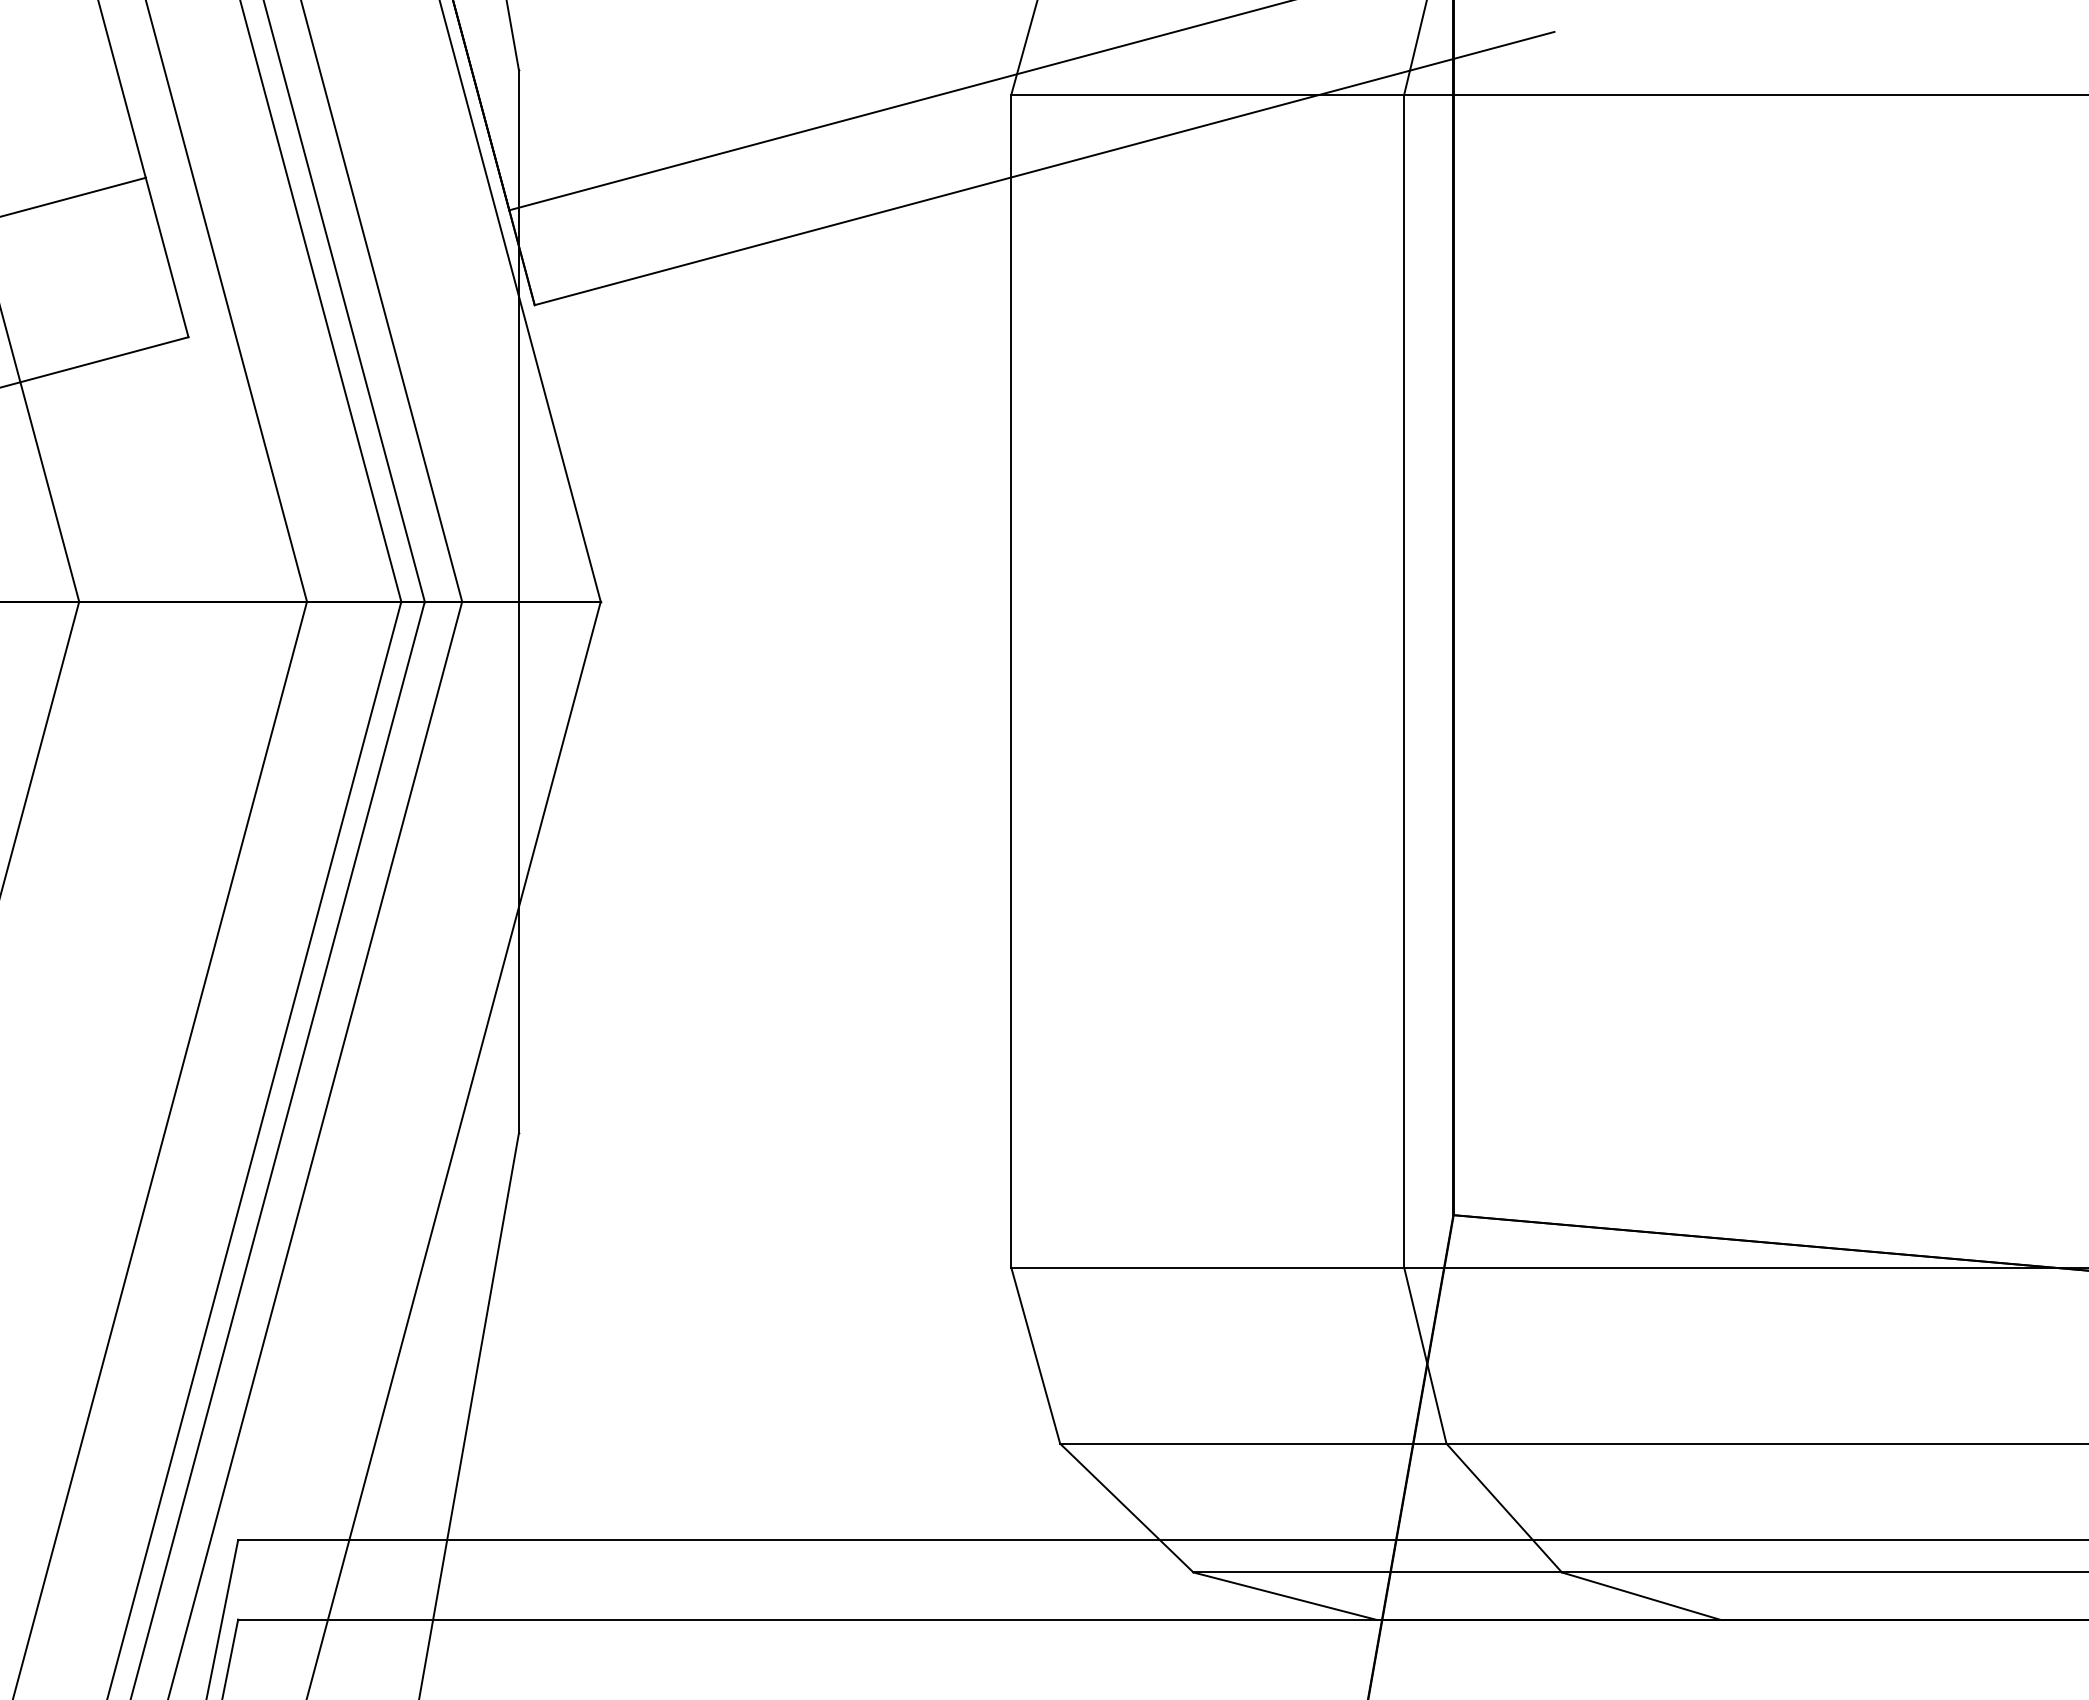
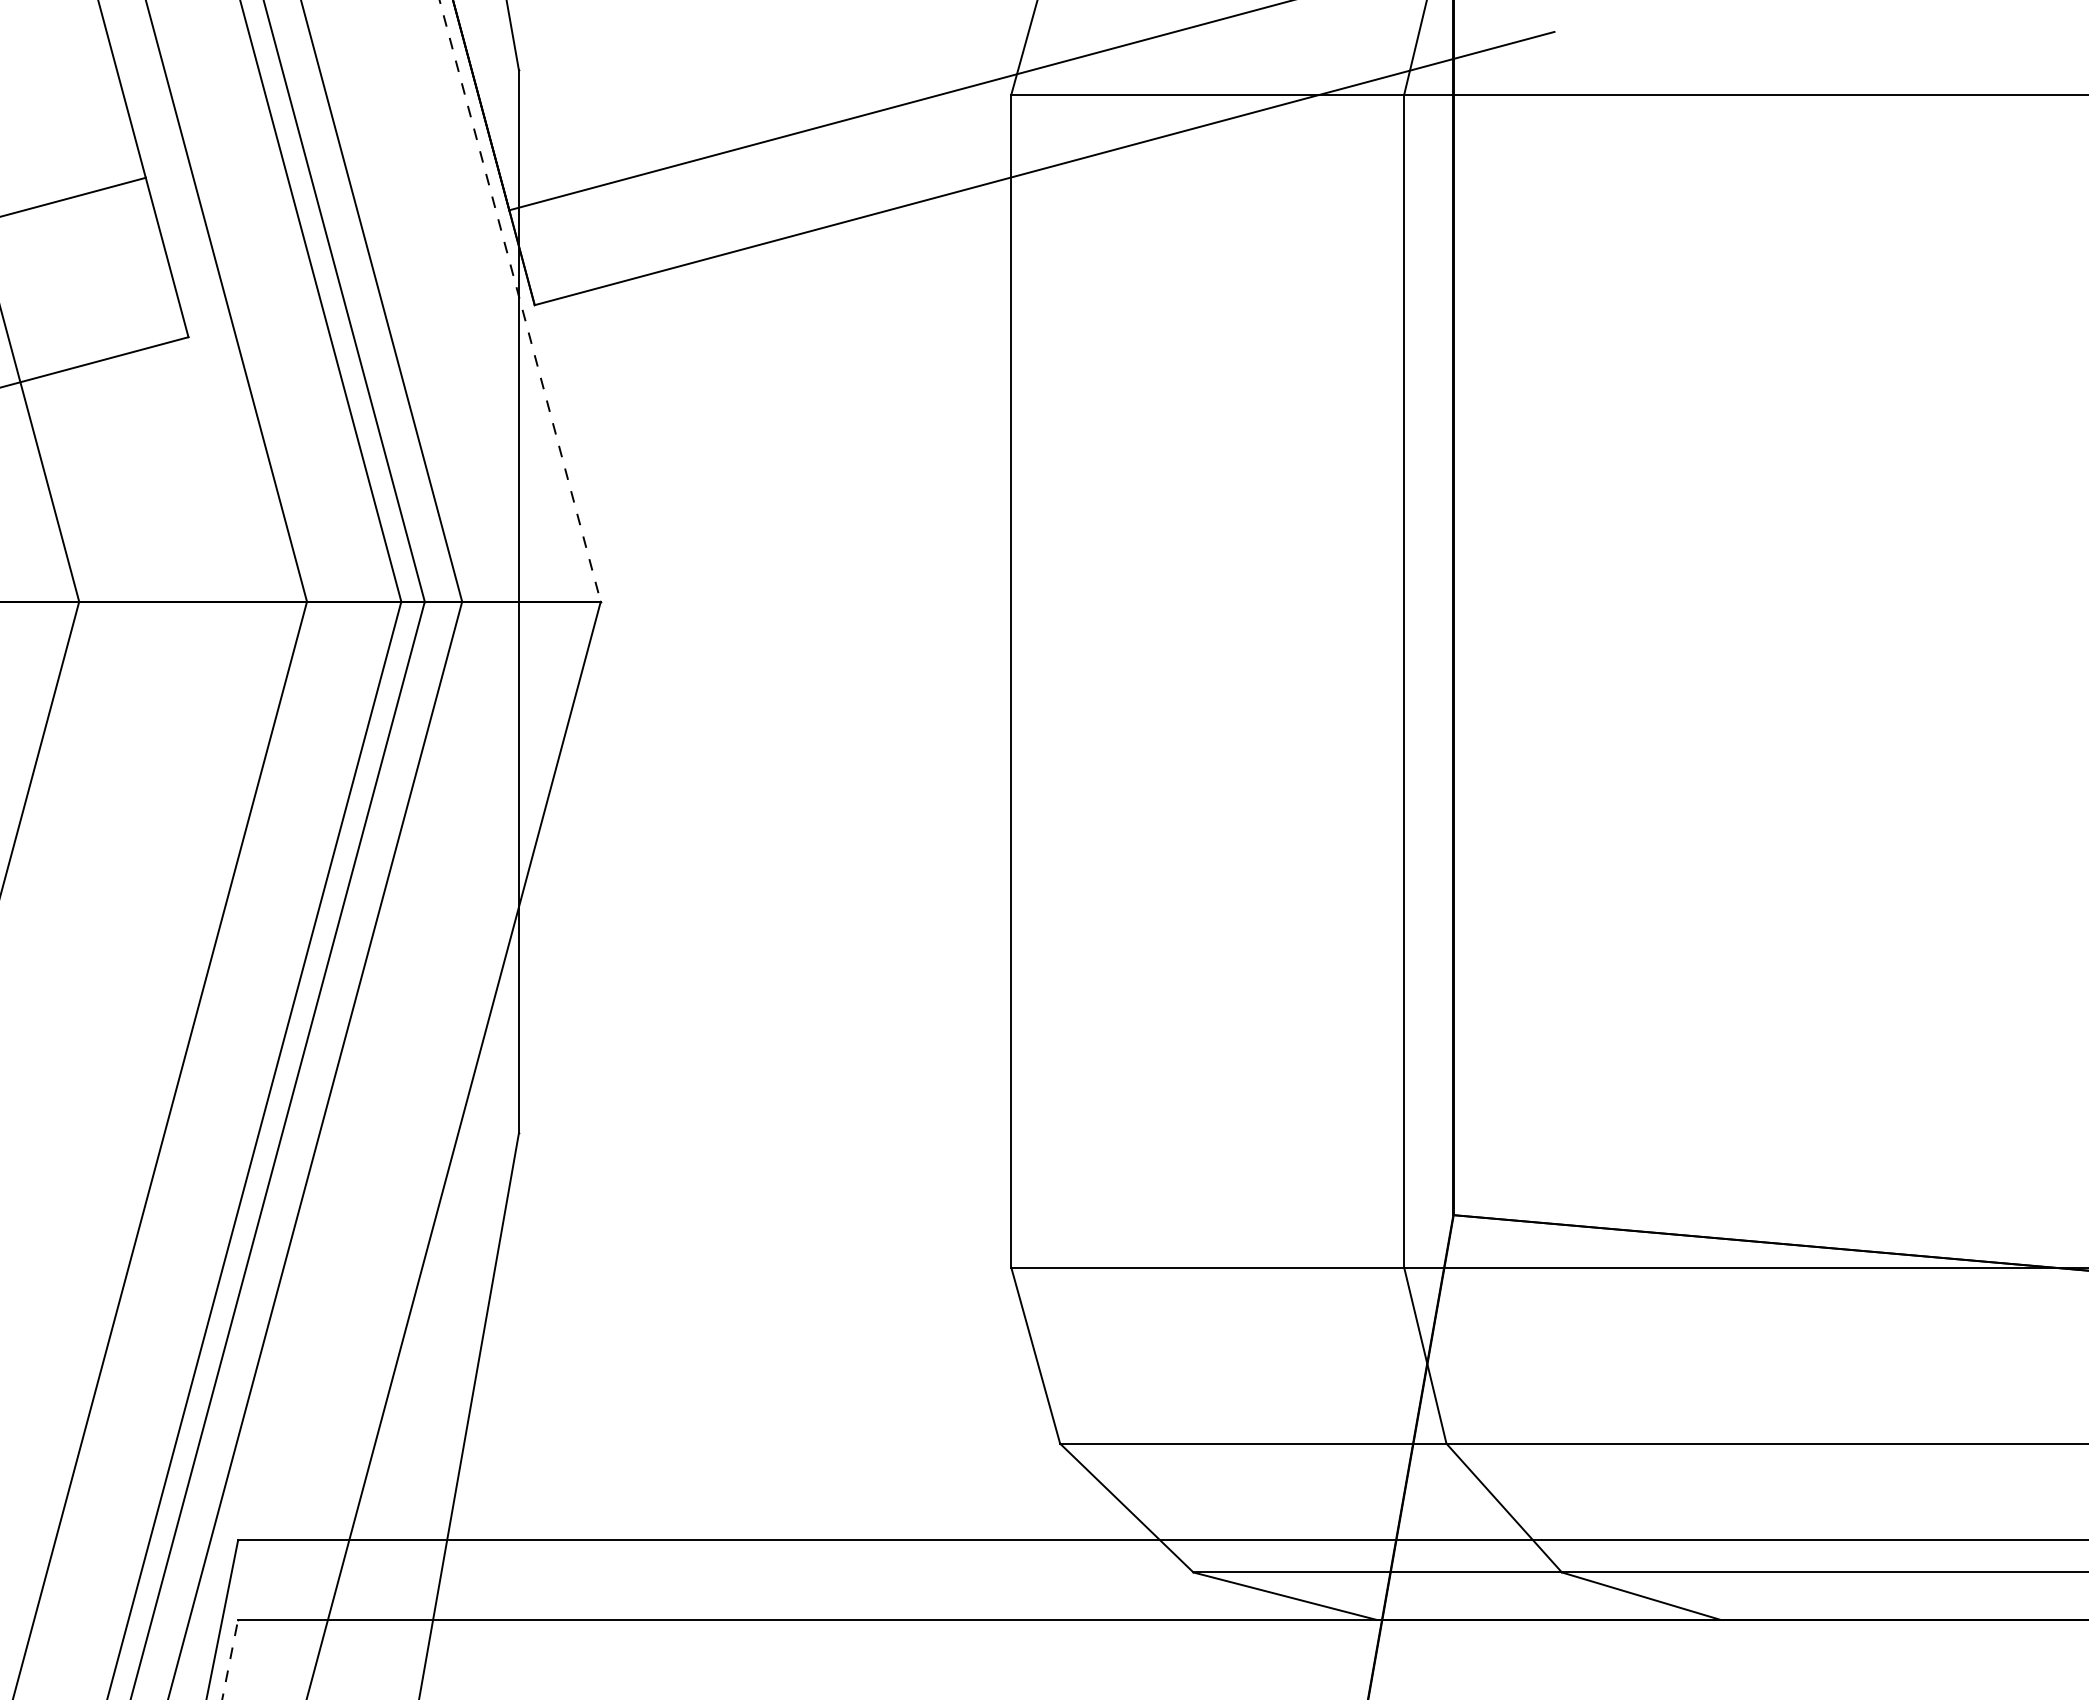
line: solid -> dashed (520, 301)
line: solid -> dashed (230, 1658)
